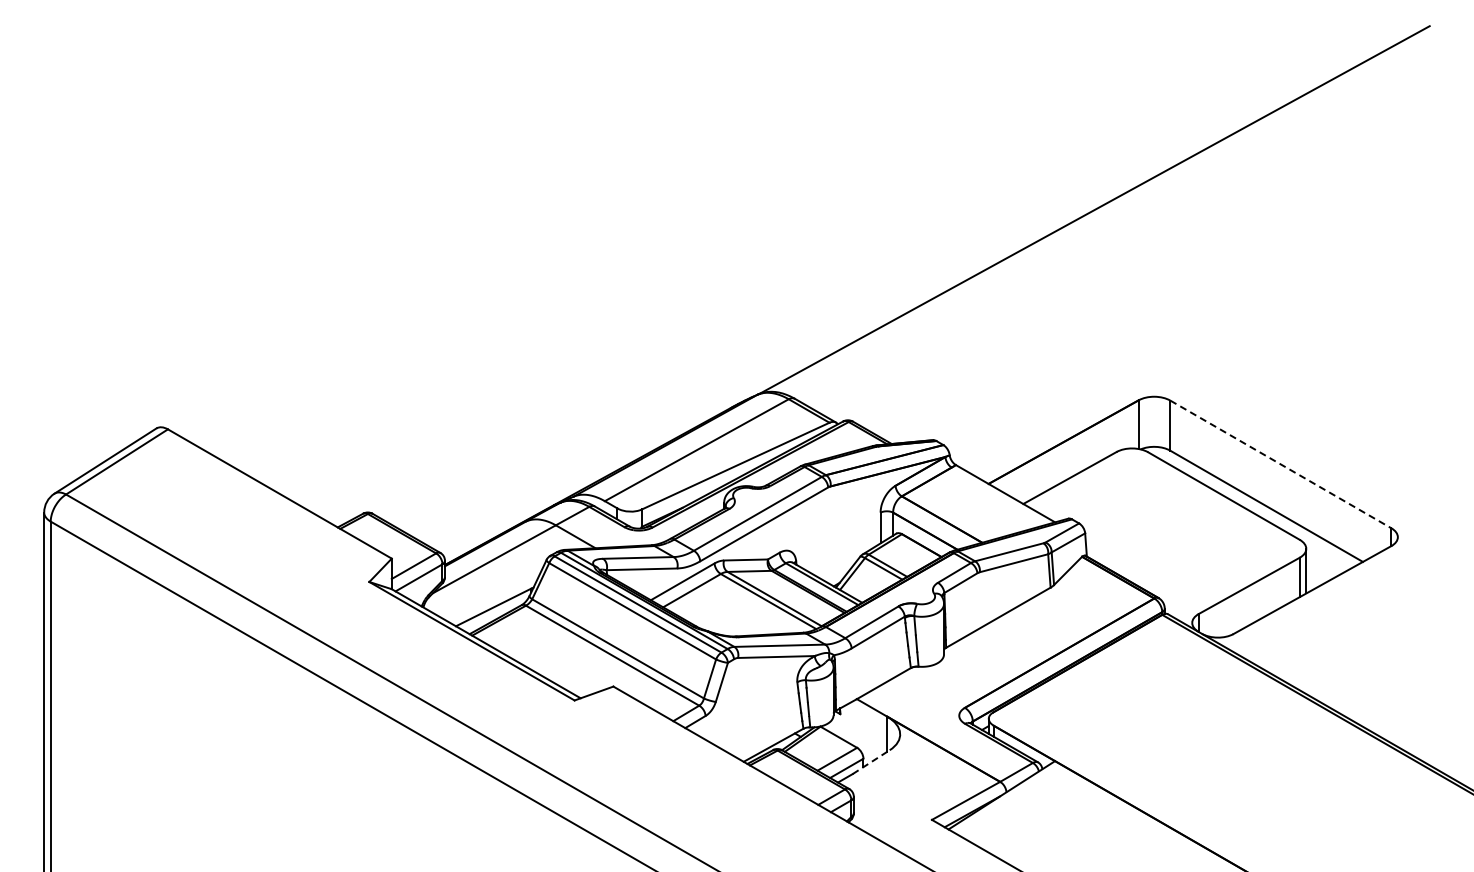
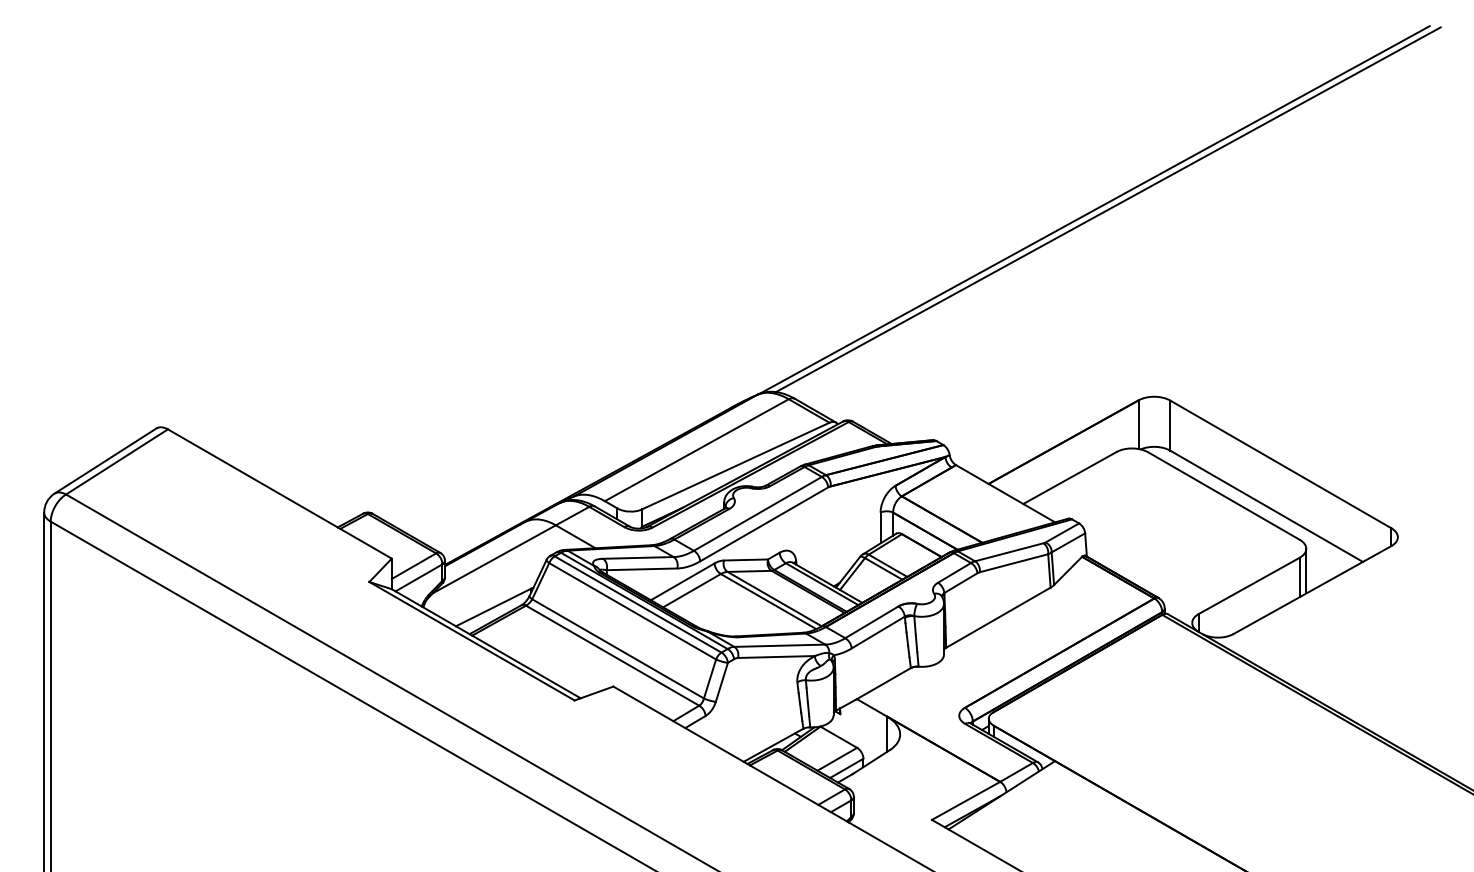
line: none -> present (1107, 209)
line: dashed -> solid (1280, 464)
line: dashed -> solid (871, 761)
